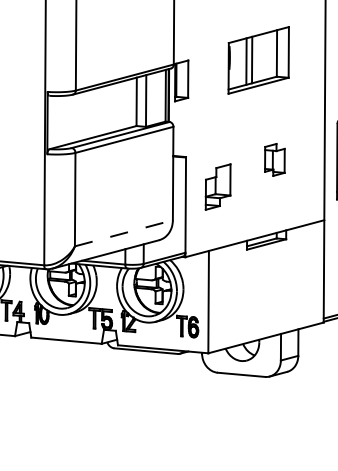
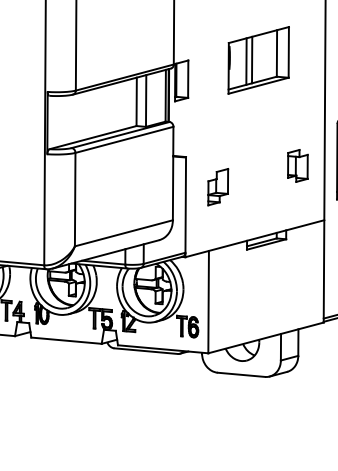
part position: (274, 159) -> (297, 165) (297, 165)
part size: 28x48 px -> 23x39 px (218, 187)
line: dashed -> solid (123, 233)
